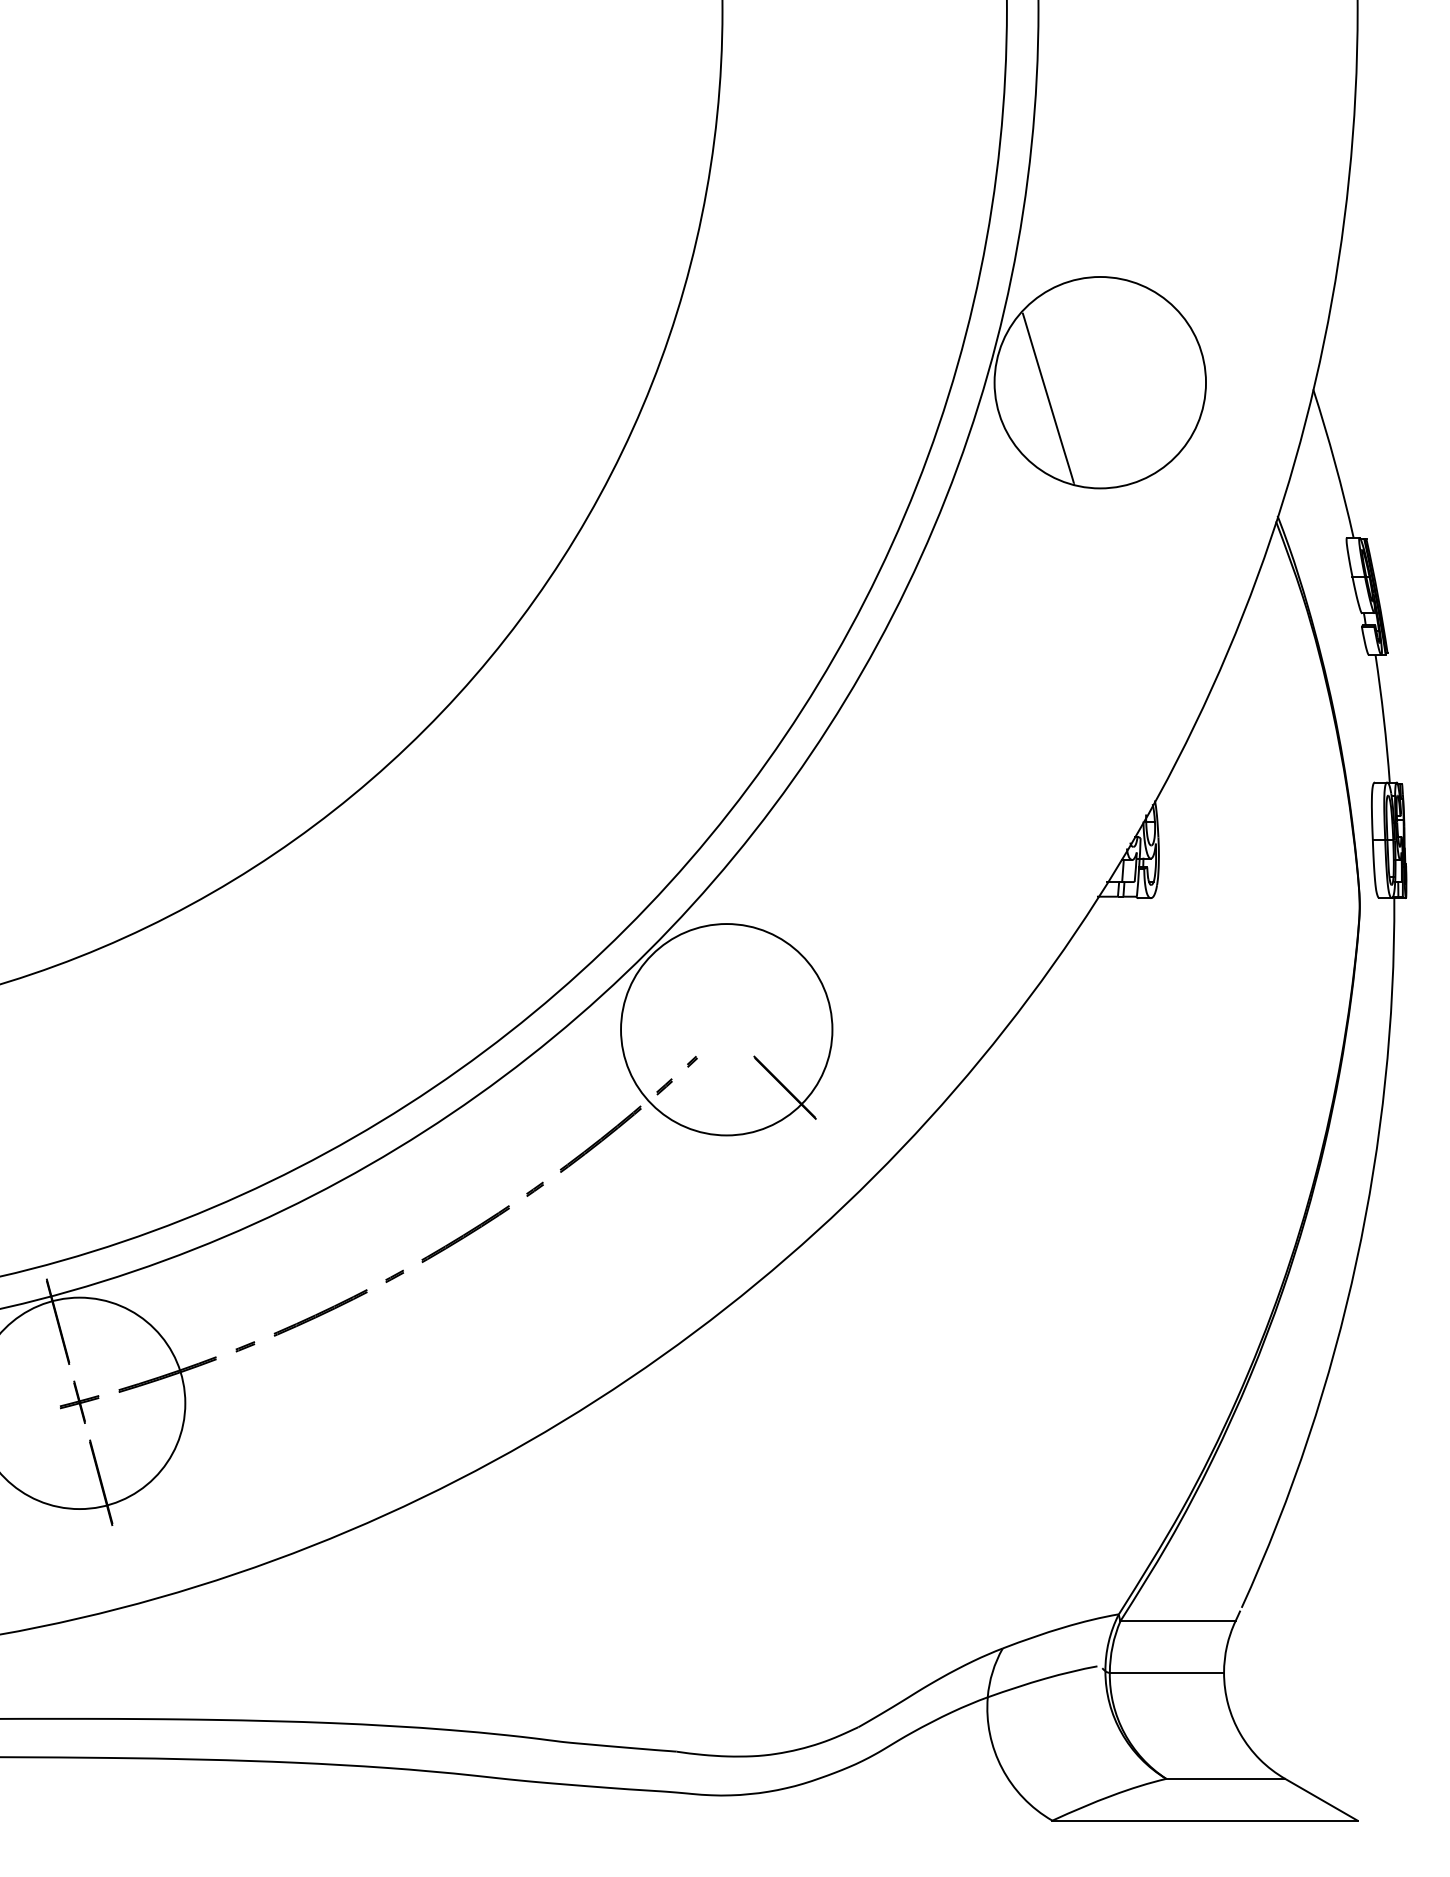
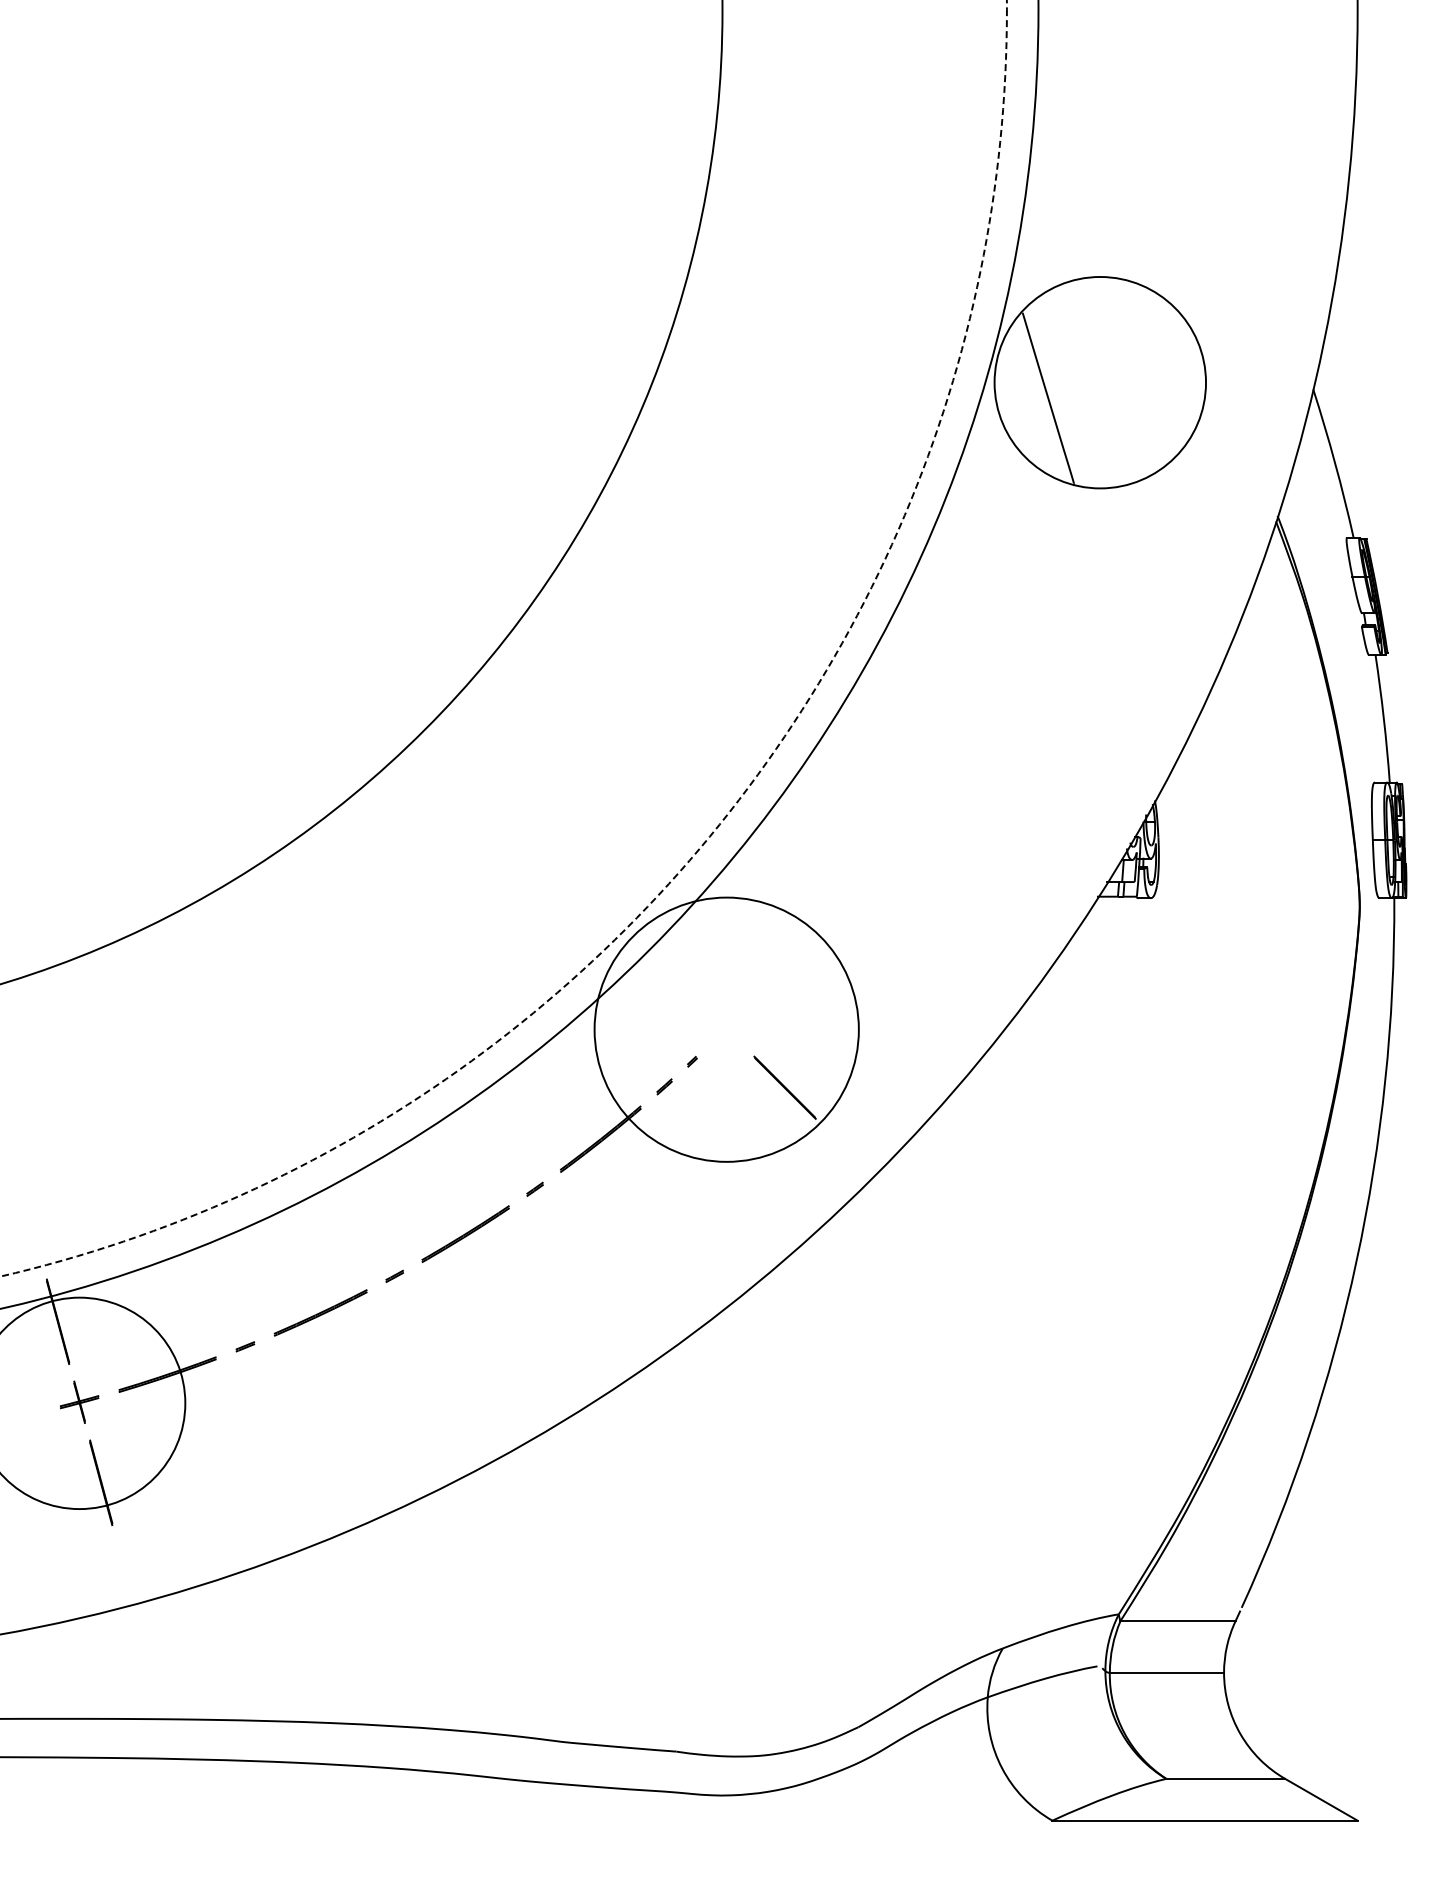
circle: solid -> dashed (503, 638)
circle diameter: 211 px -> 264 px (726, 1029)
